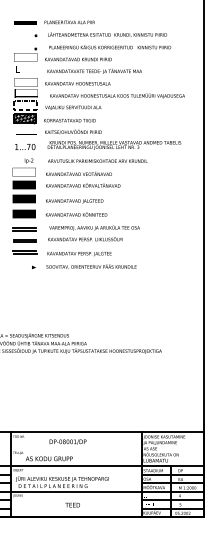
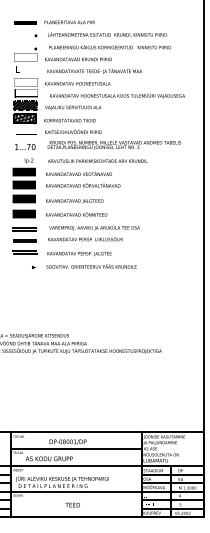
hatch: none -> present (25, 105)
fill: none -> present (23, 171)
line: none -> present (76, 449)
